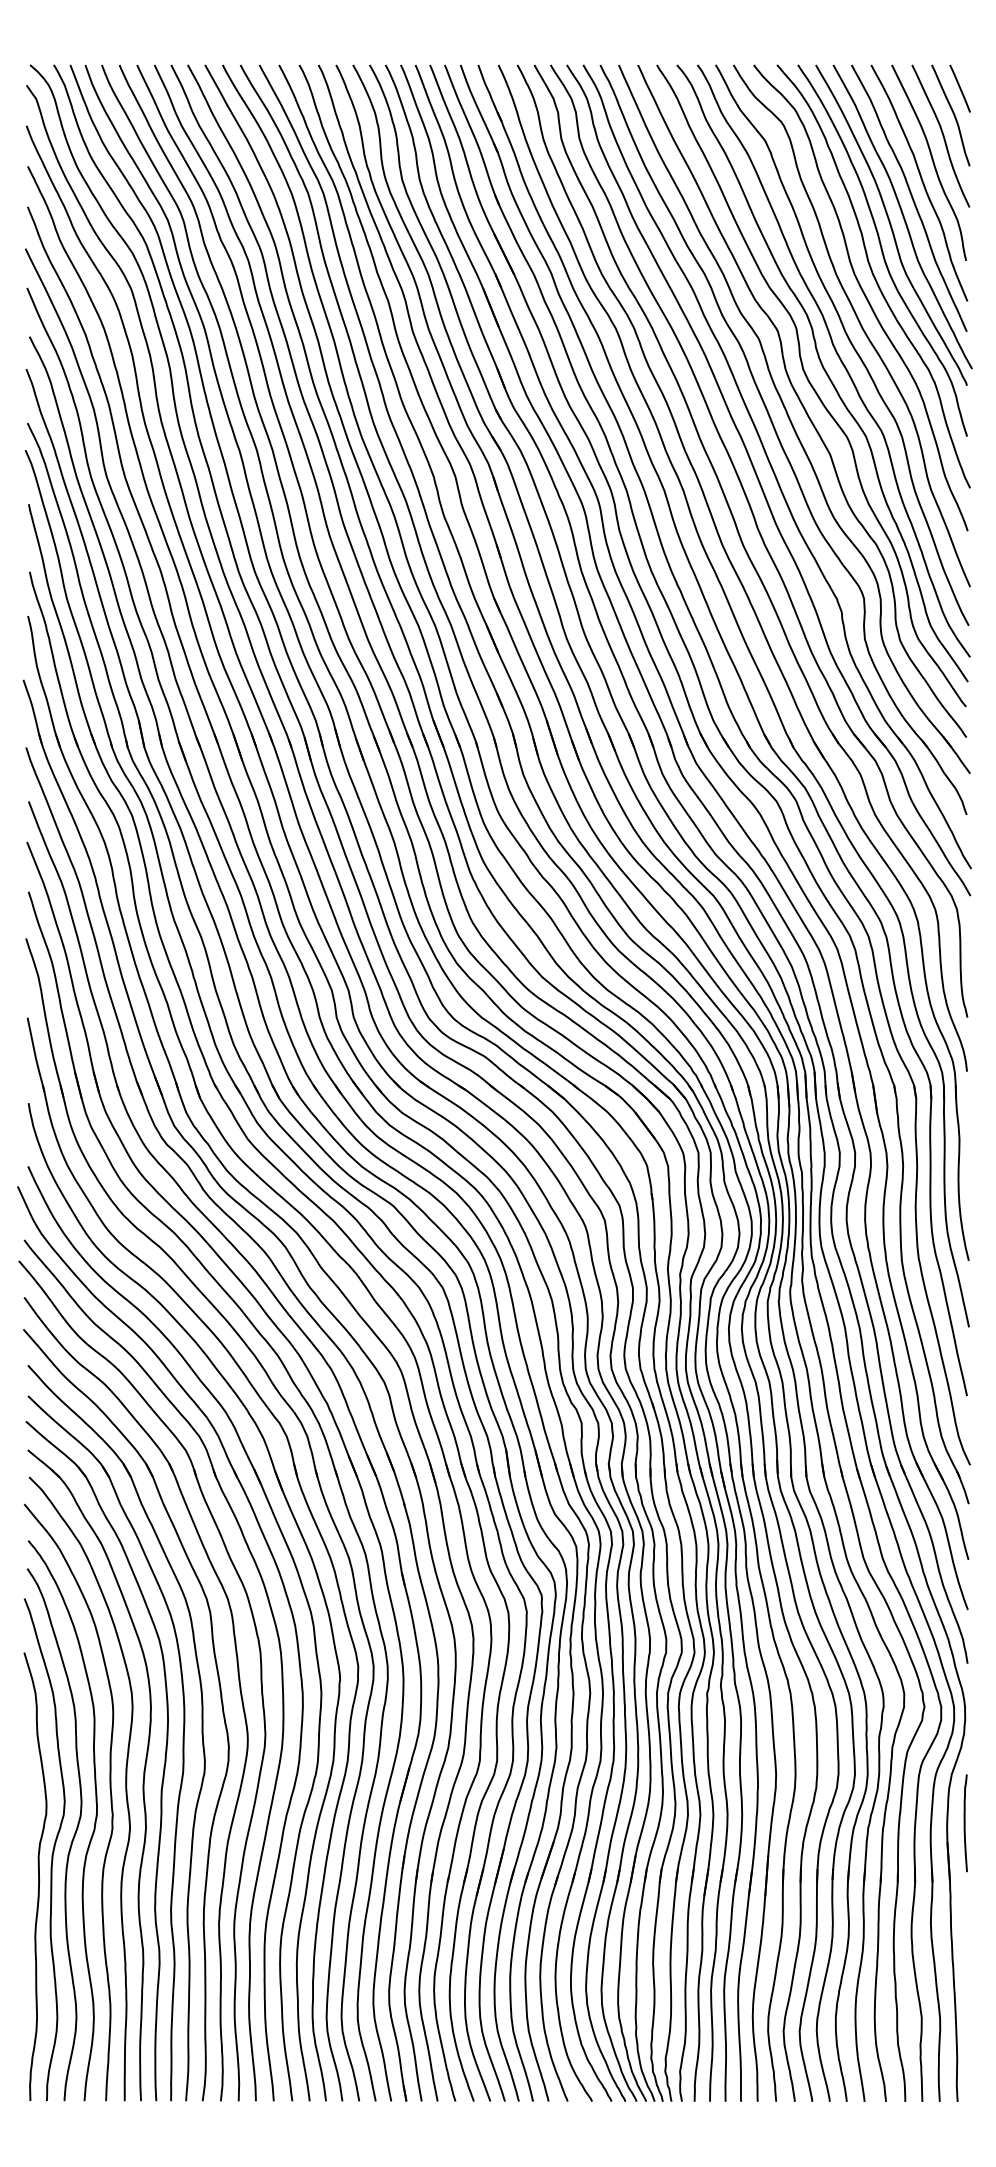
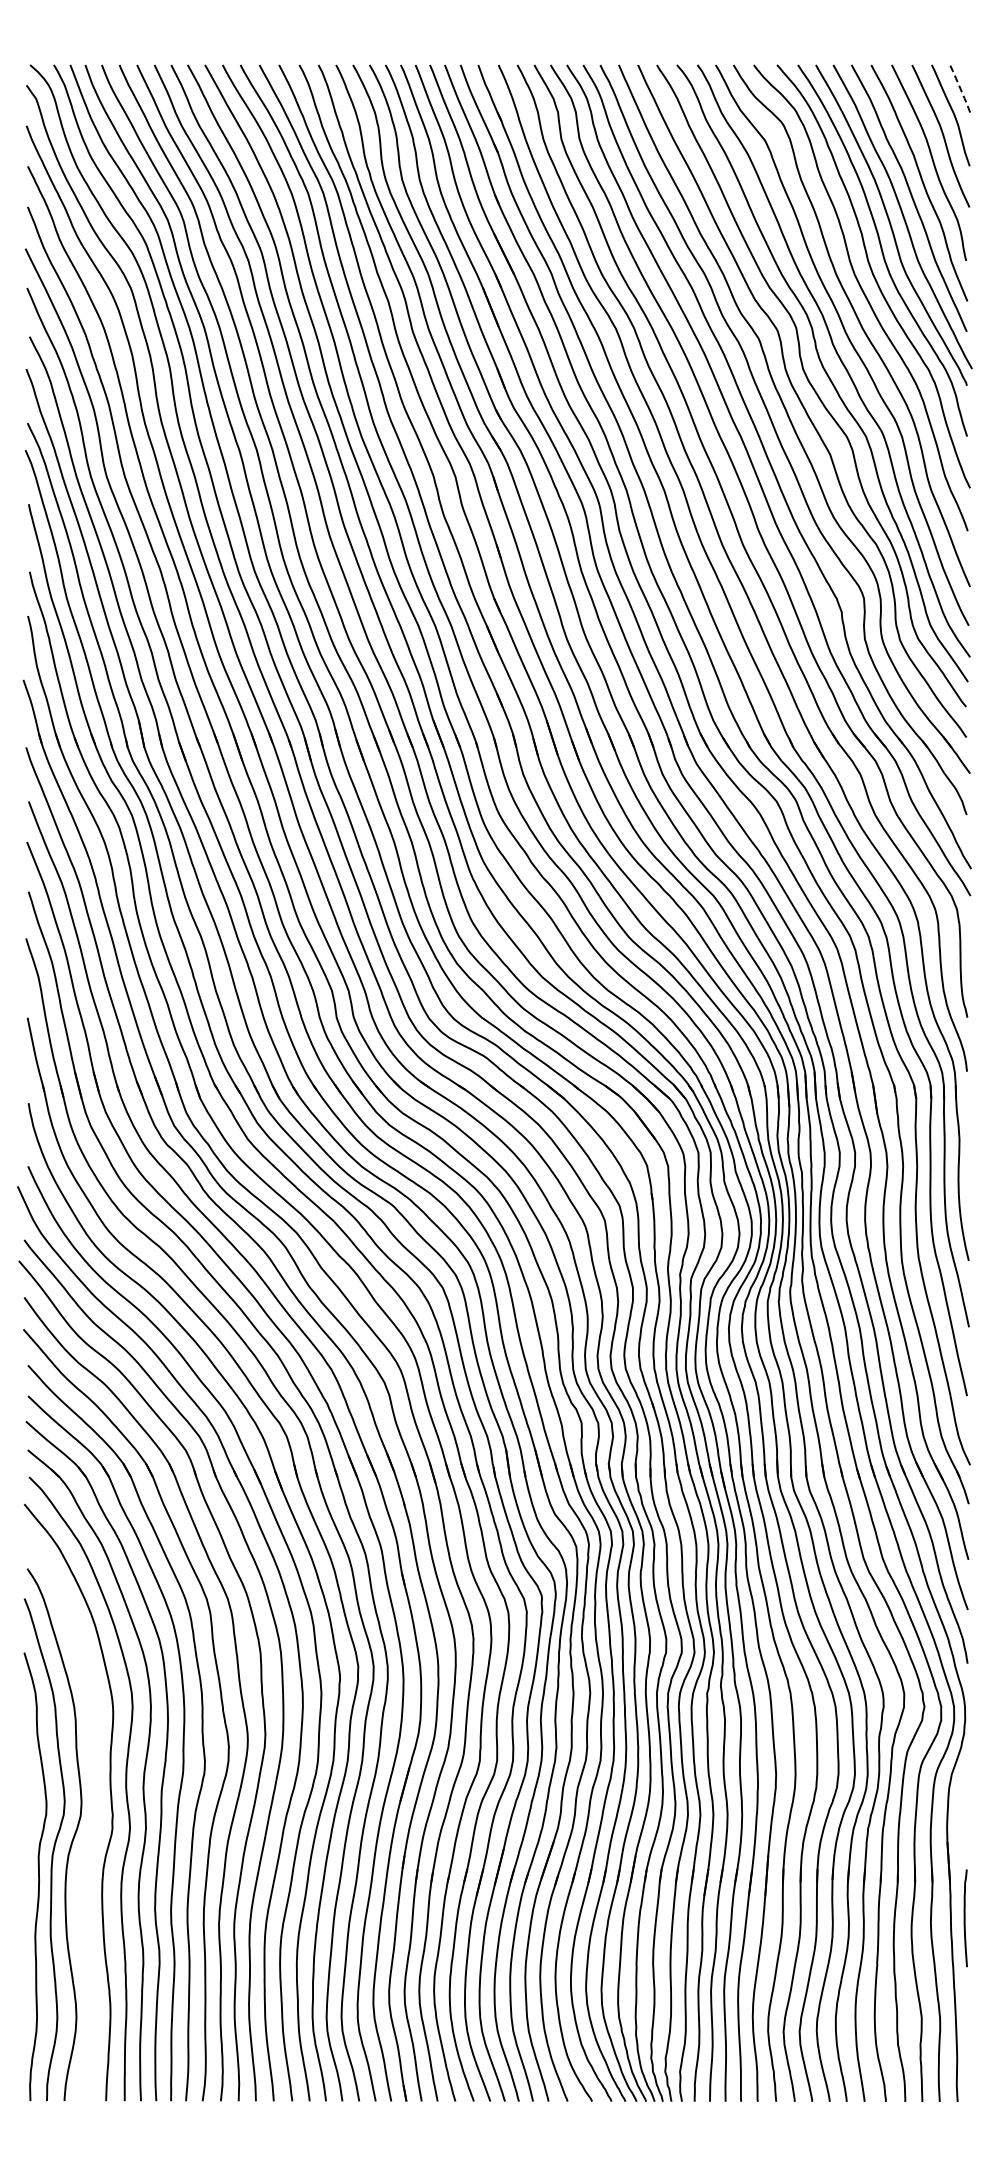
line: solid -> dashed (960, 87)
curve position: (965, 1823) -> (965, 1918) (965, 1918)
curve: present -> none (93, 1827)
